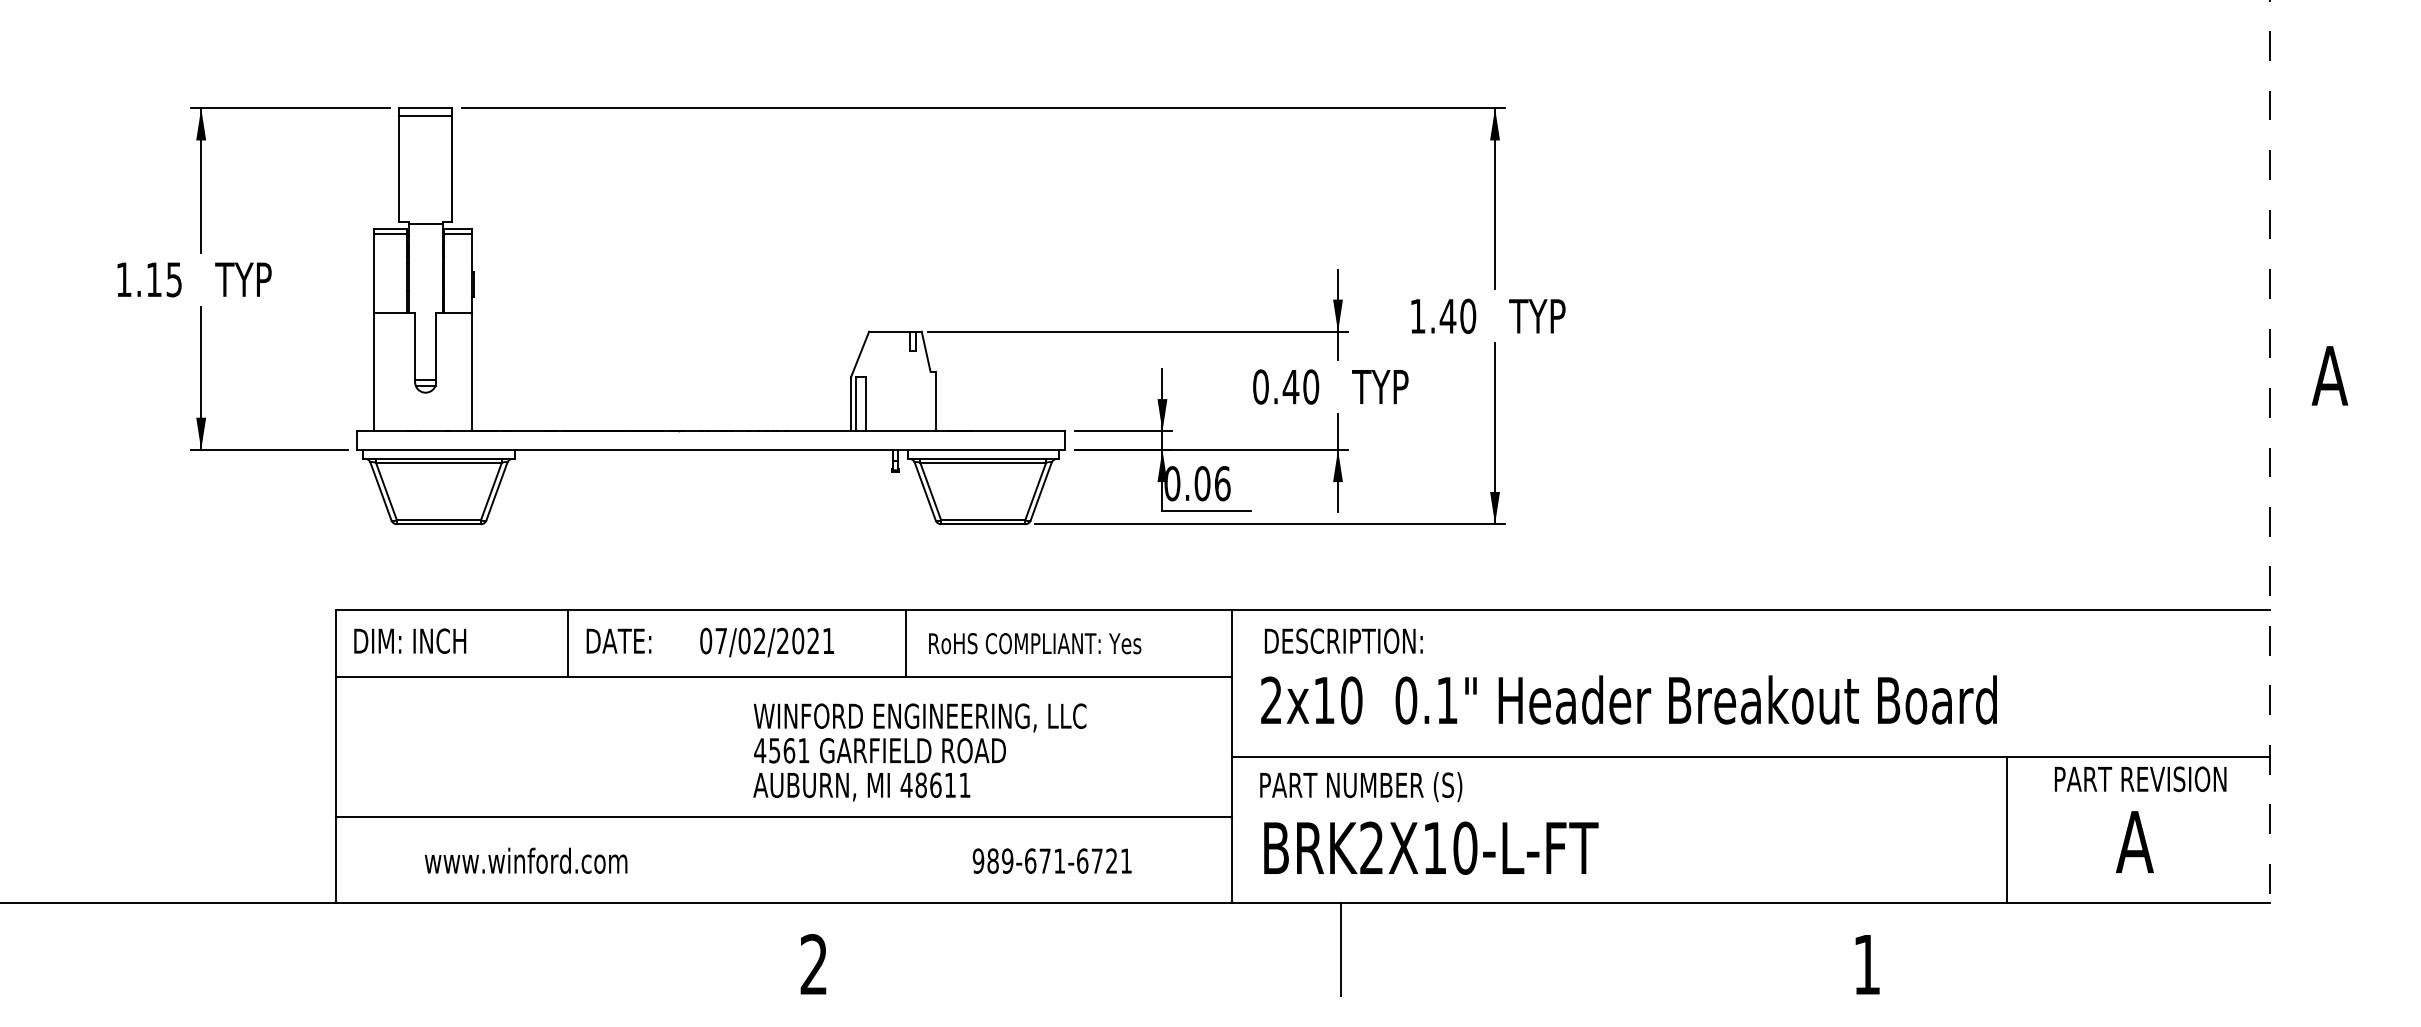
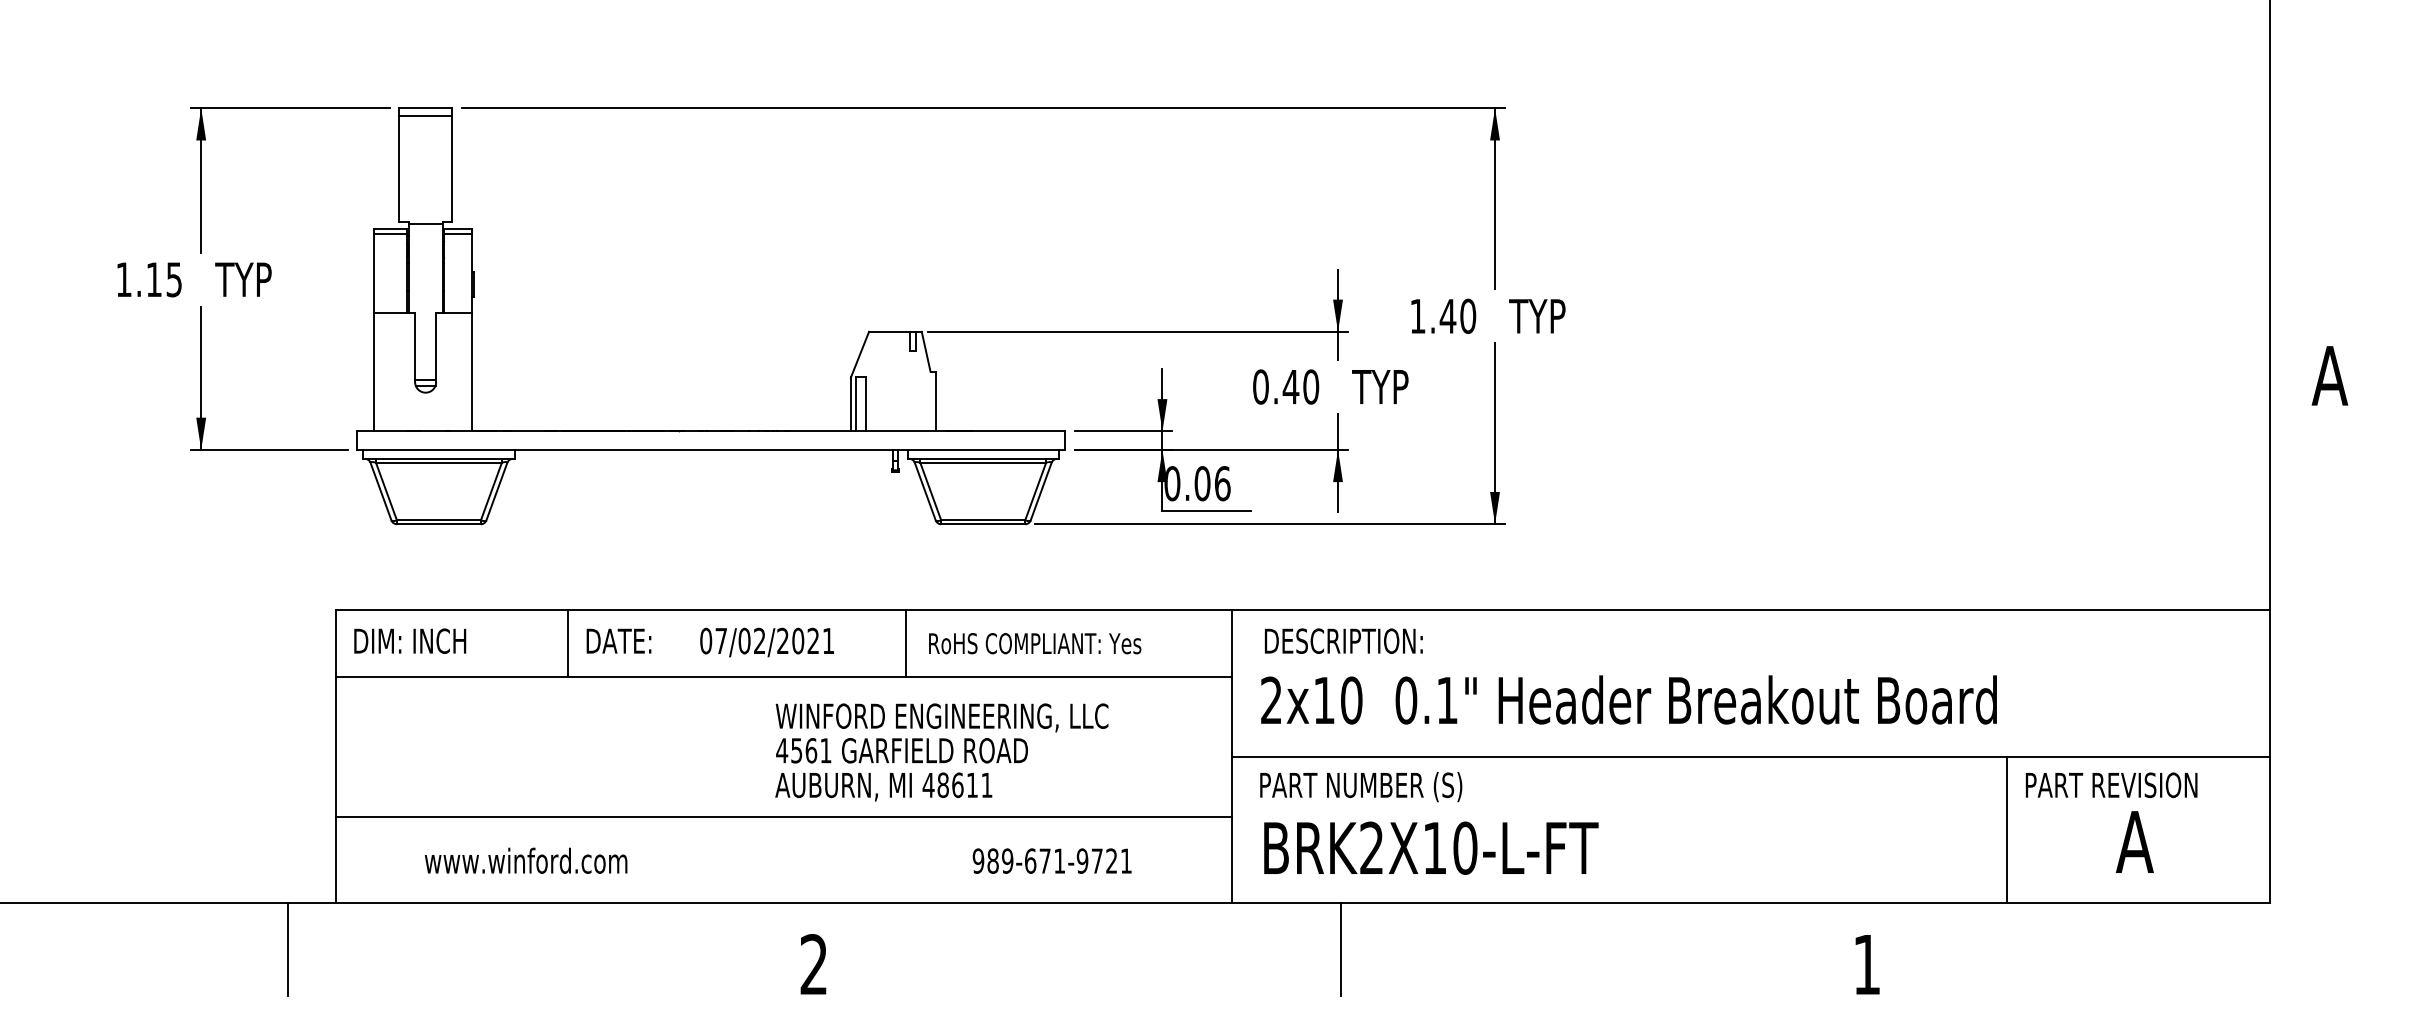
line: dashed -> solid (2270, 452)
text position: (919, 752) -> (941, 752) (941, 752)
text position: (2140, 779) -> (2111, 785) (2111, 785)
text: 989-671-6721 -> 989-671-9721 (1082, 860)
line: none -> present (288, 949)
